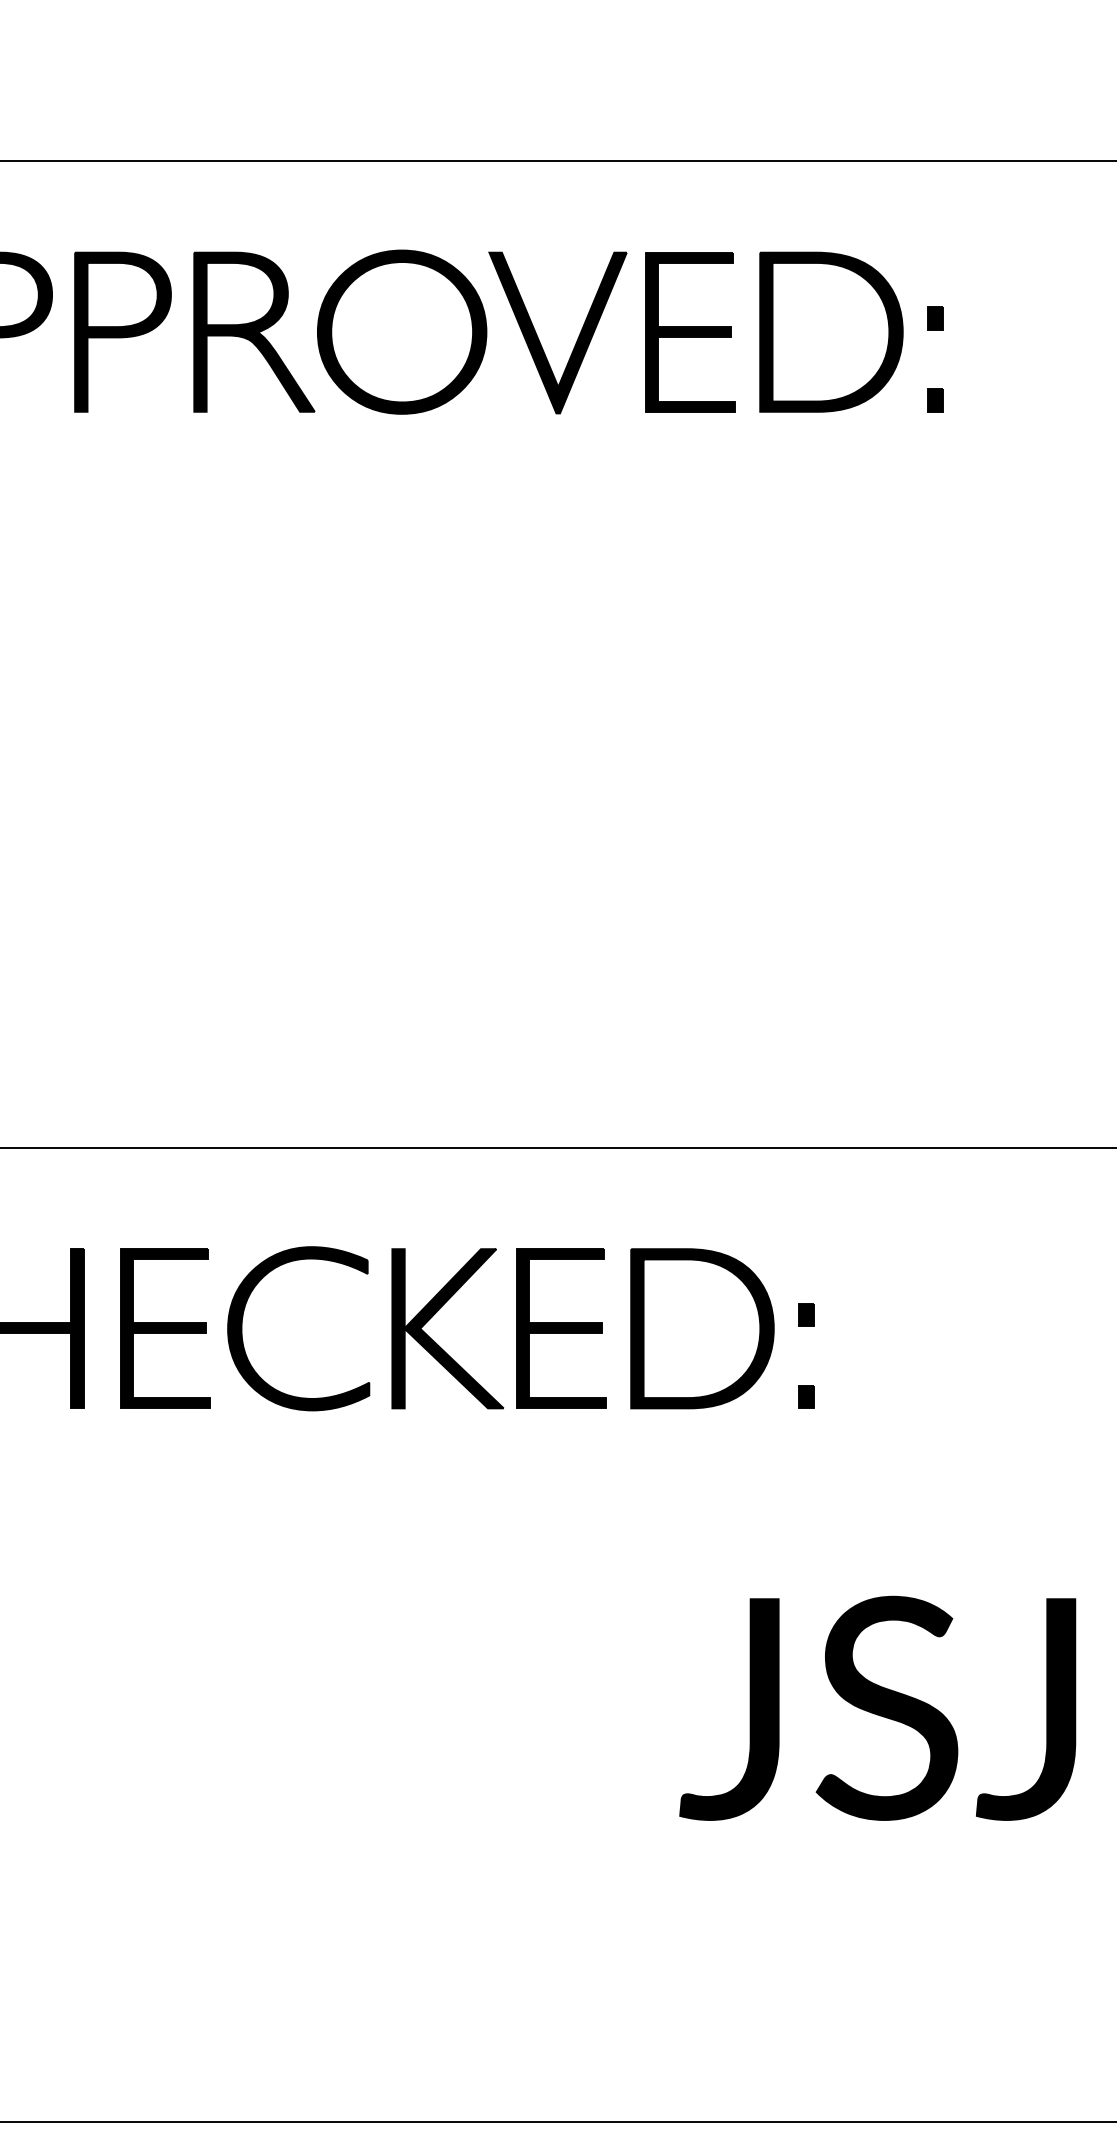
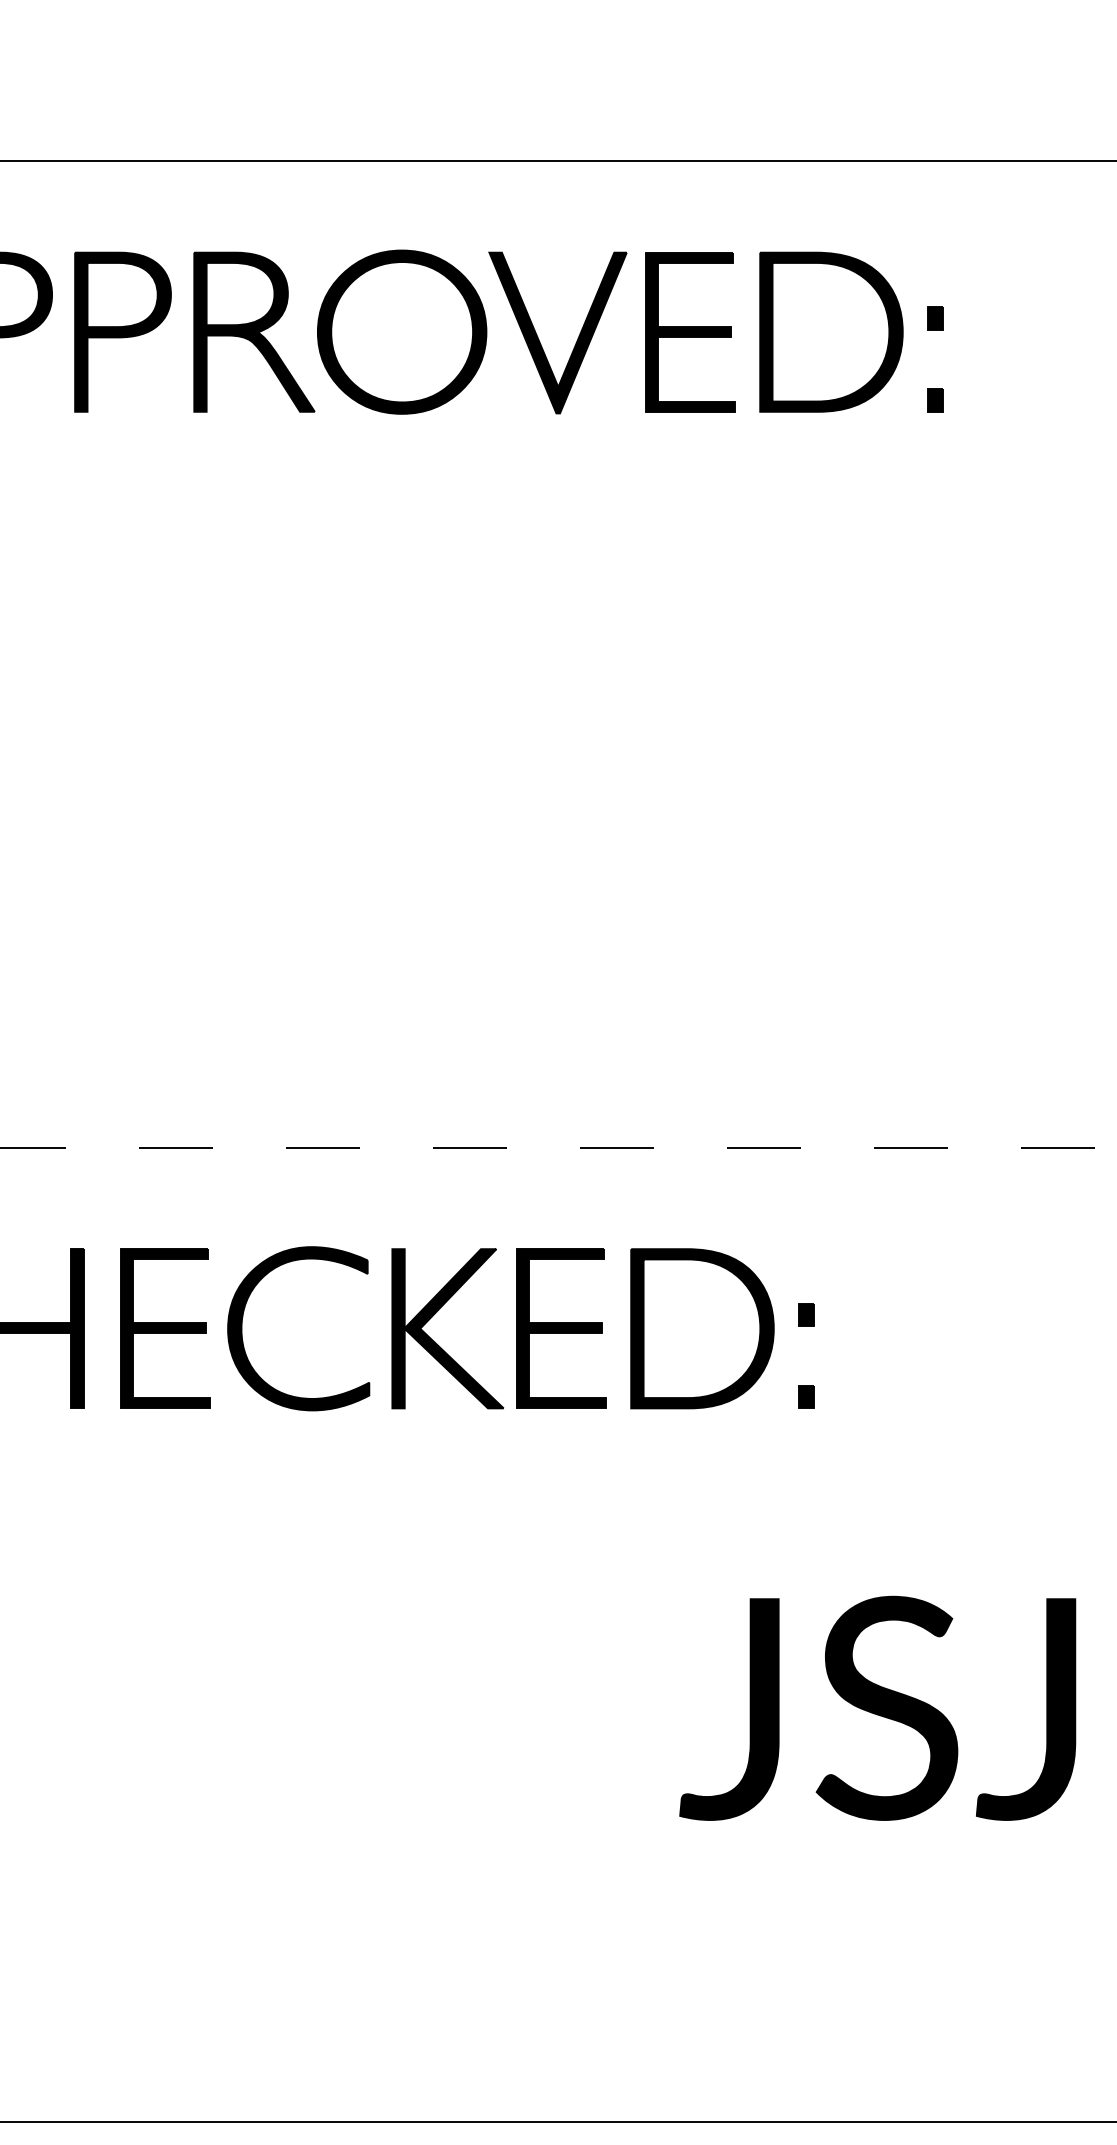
line: solid -> dashed (558, 1147)
